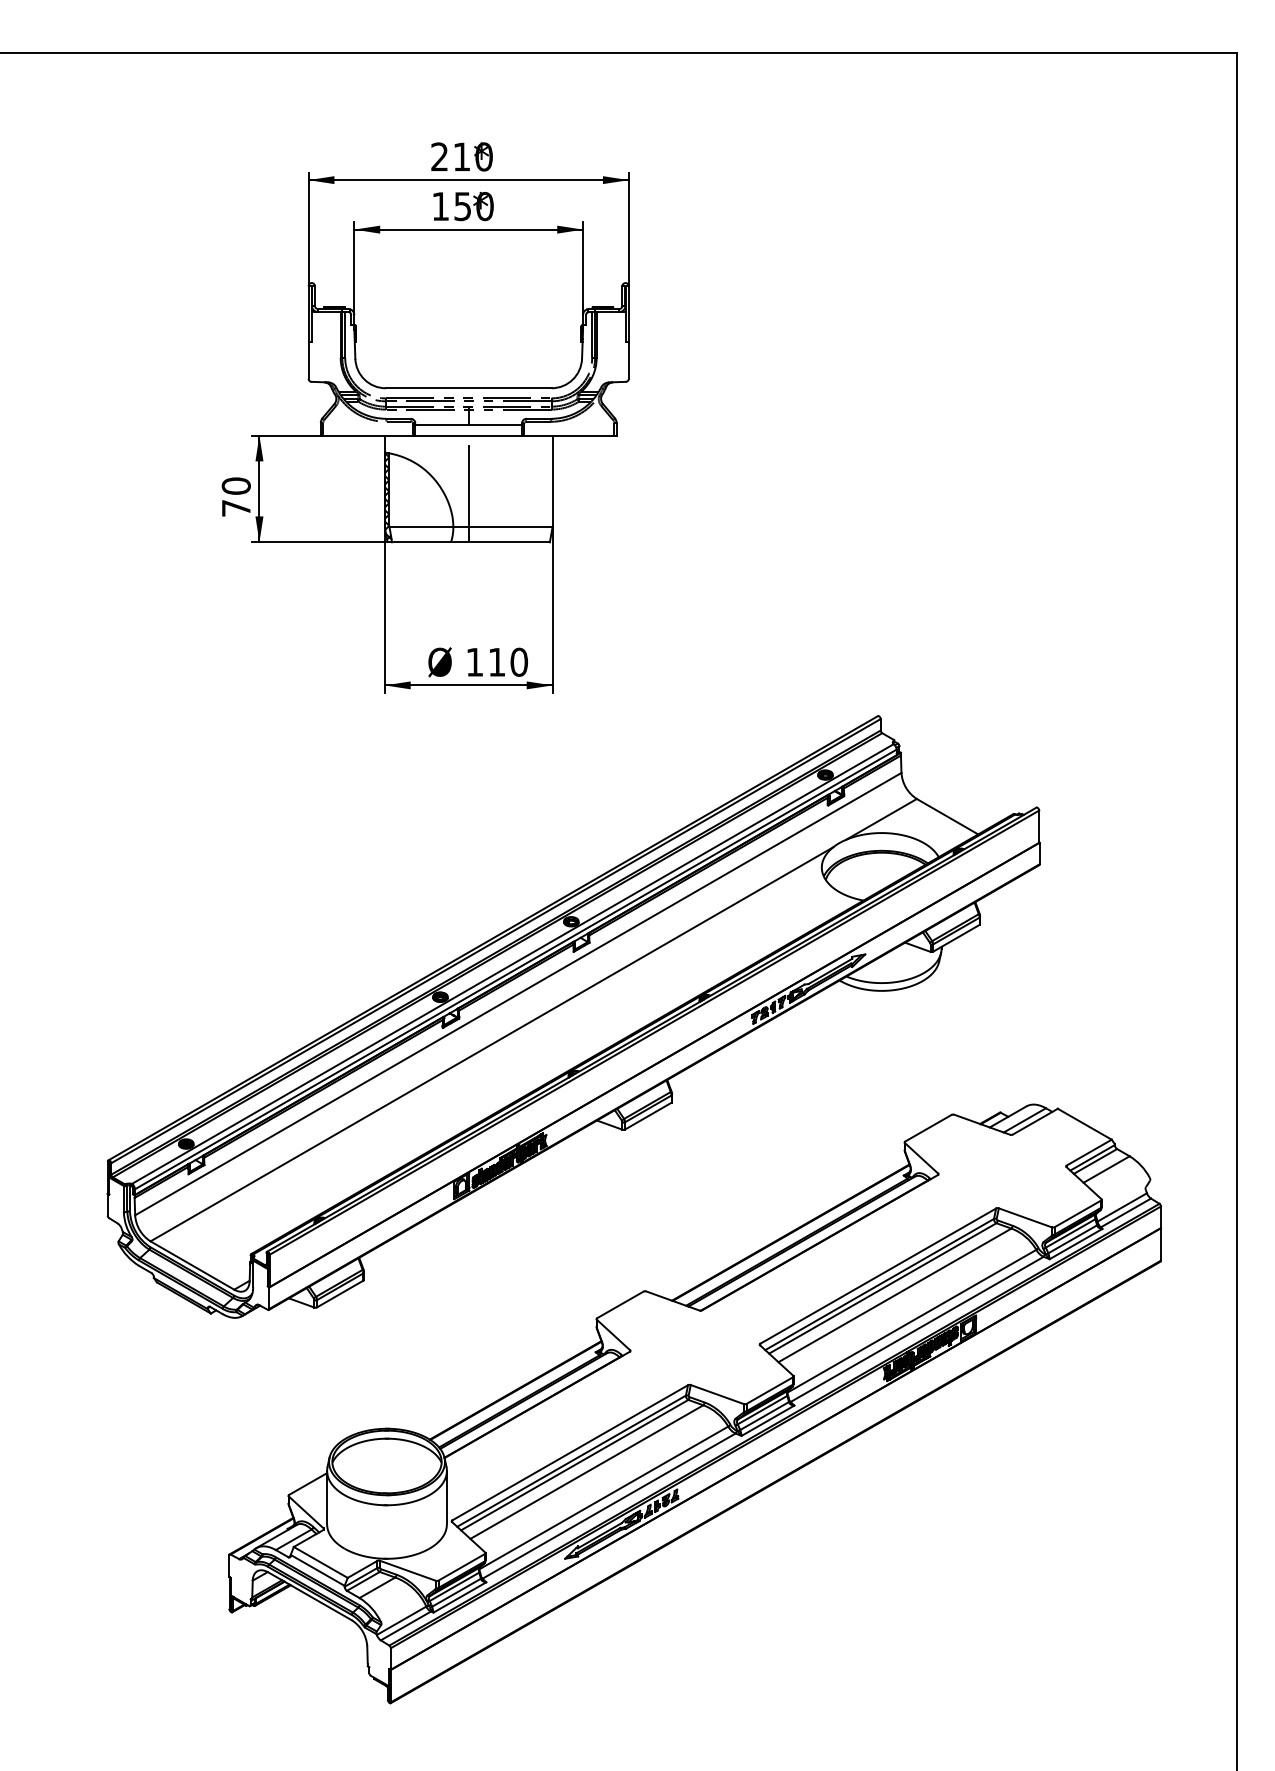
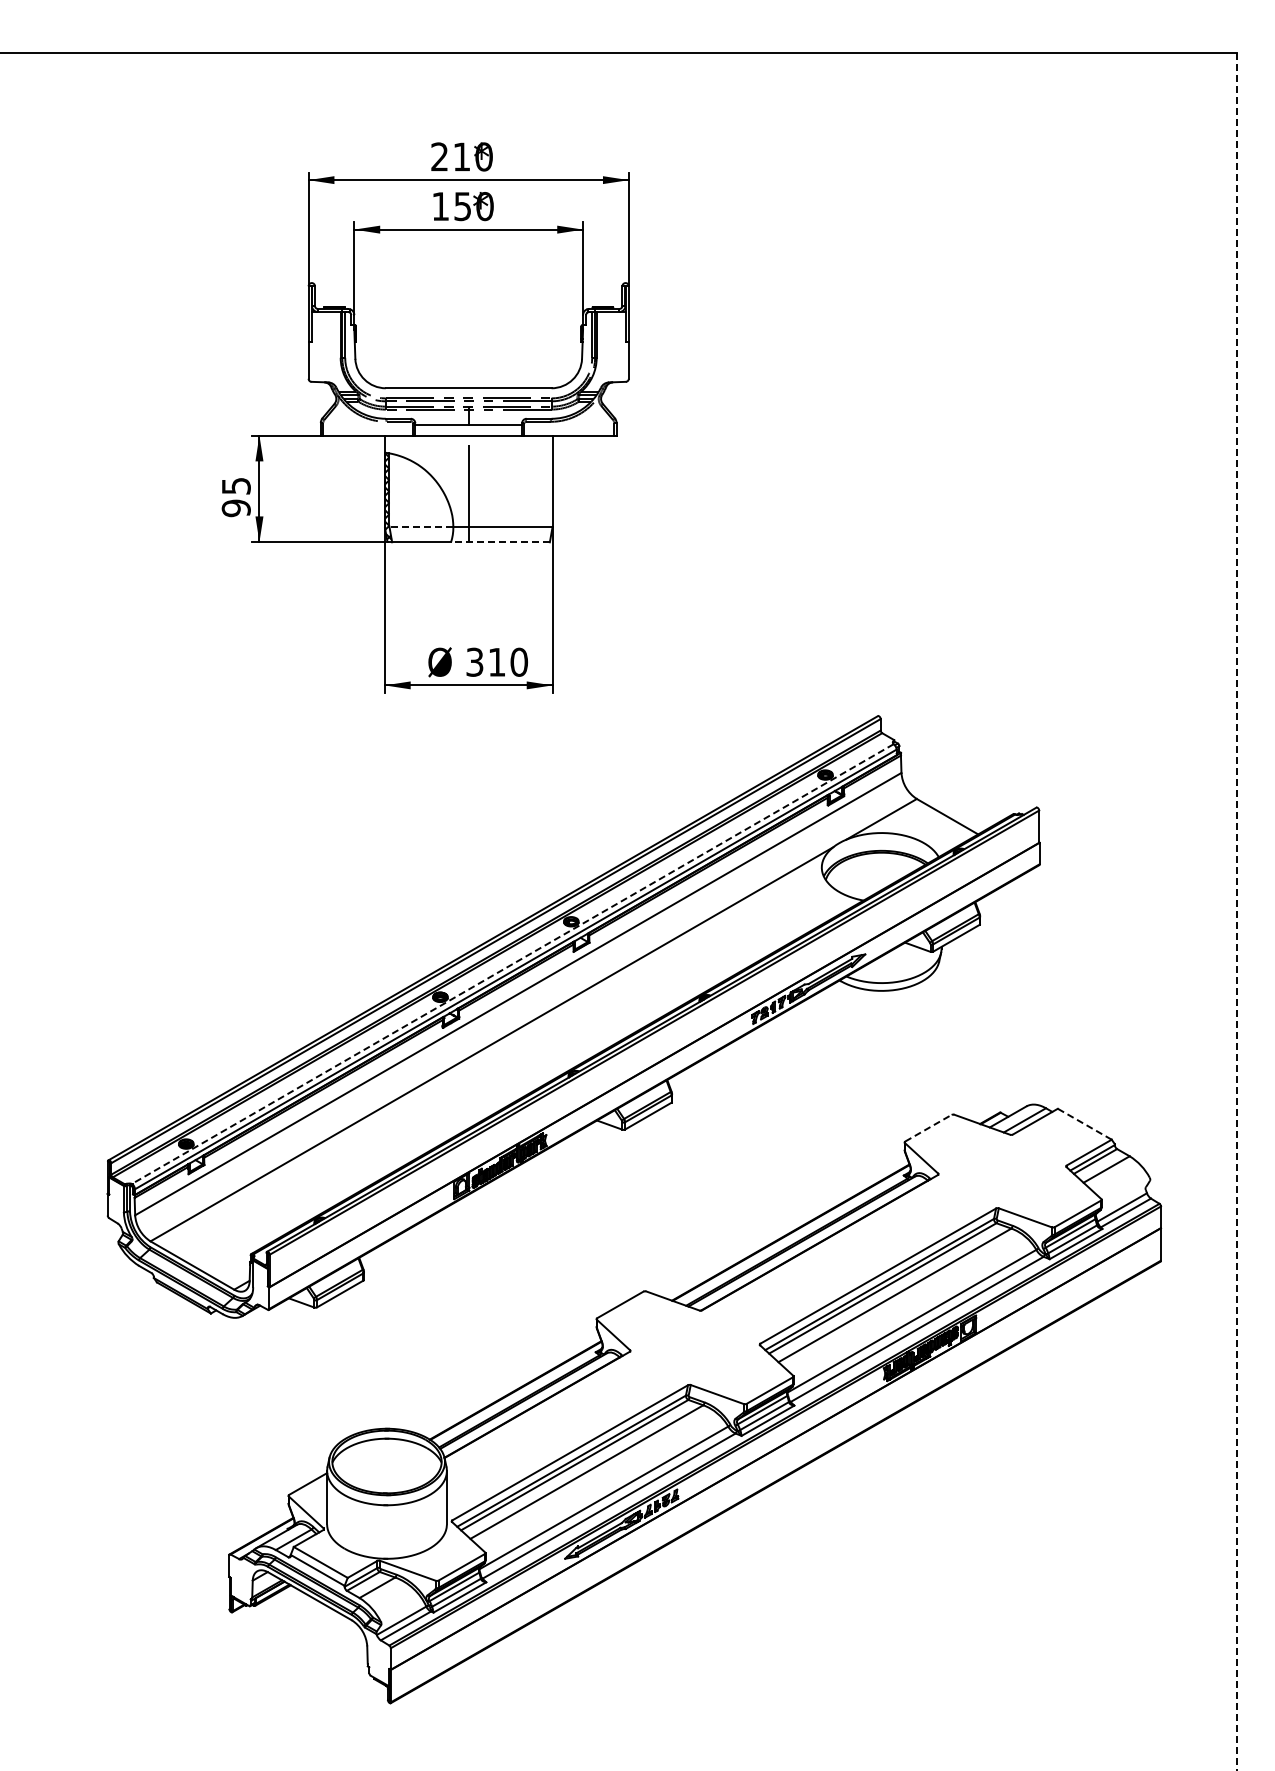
text: 70 -> 95 (235, 497)
line: solid -> dashed (421, 526)
line: solid -> dashed (499, 542)
text: 110 -> 310 (474, 661)
line: solid -> dashed (1236, 911)
line: solid -> dashed (512, 964)
line: solid -> dashed (1084, 1124)
line: solid -> dashed (928, 1128)
